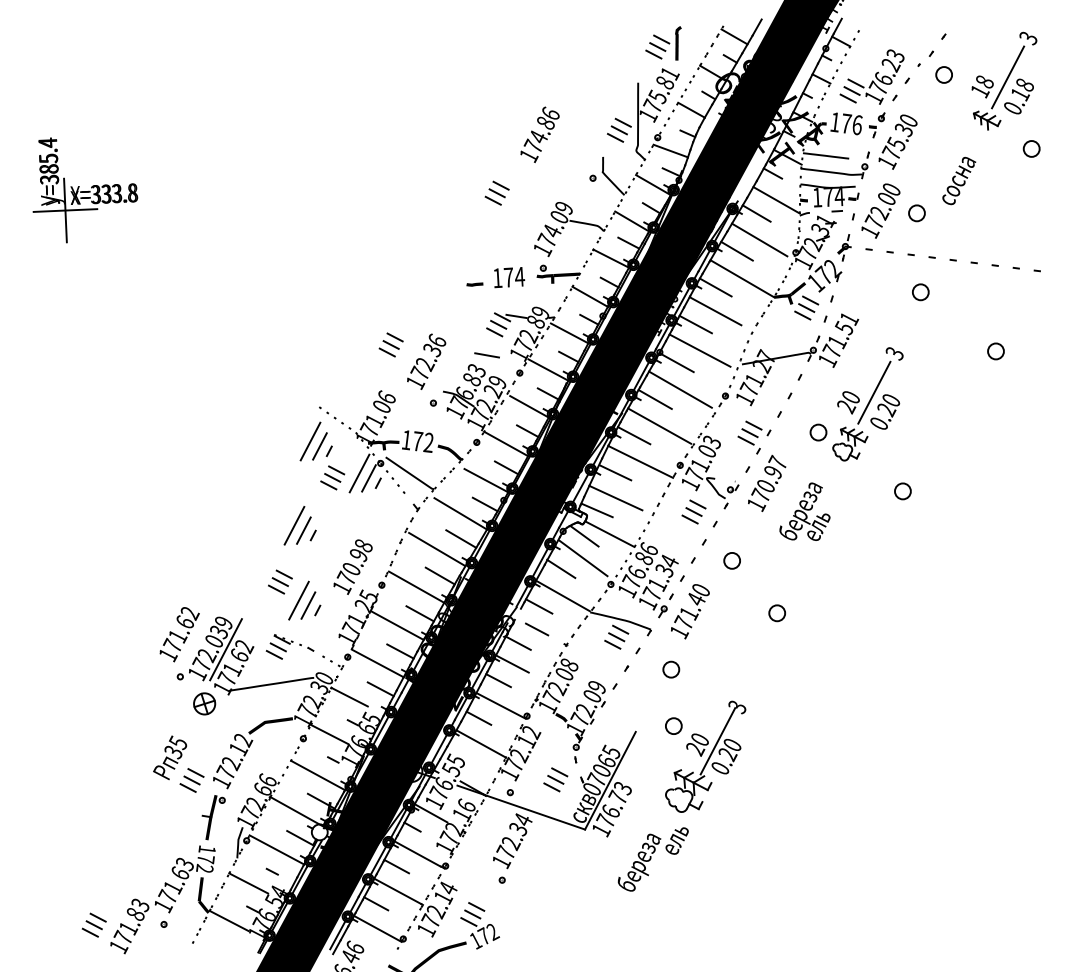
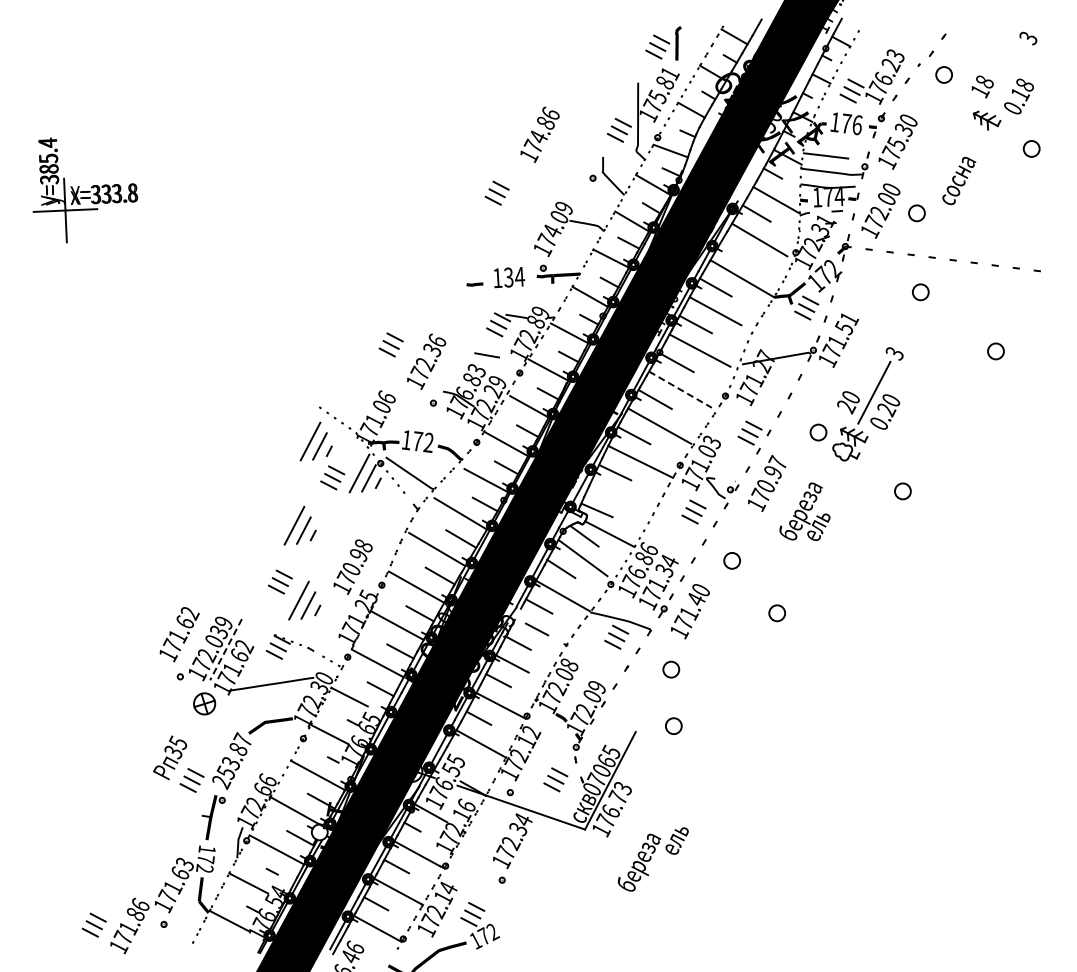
line: present -> none (1008, 77)
line: present -> none (736, 250)
text: 174 -> 134 (508, 277)
line: solid -> dashed (680, 389)
line: present -> none (615, 498)
line: solid -> dashed (225, 650)
part: present -> none (705, 756)
text: 172.12 -> 253.87 (232, 760)
text: 171.83 -> 171.86 (140, 904)
